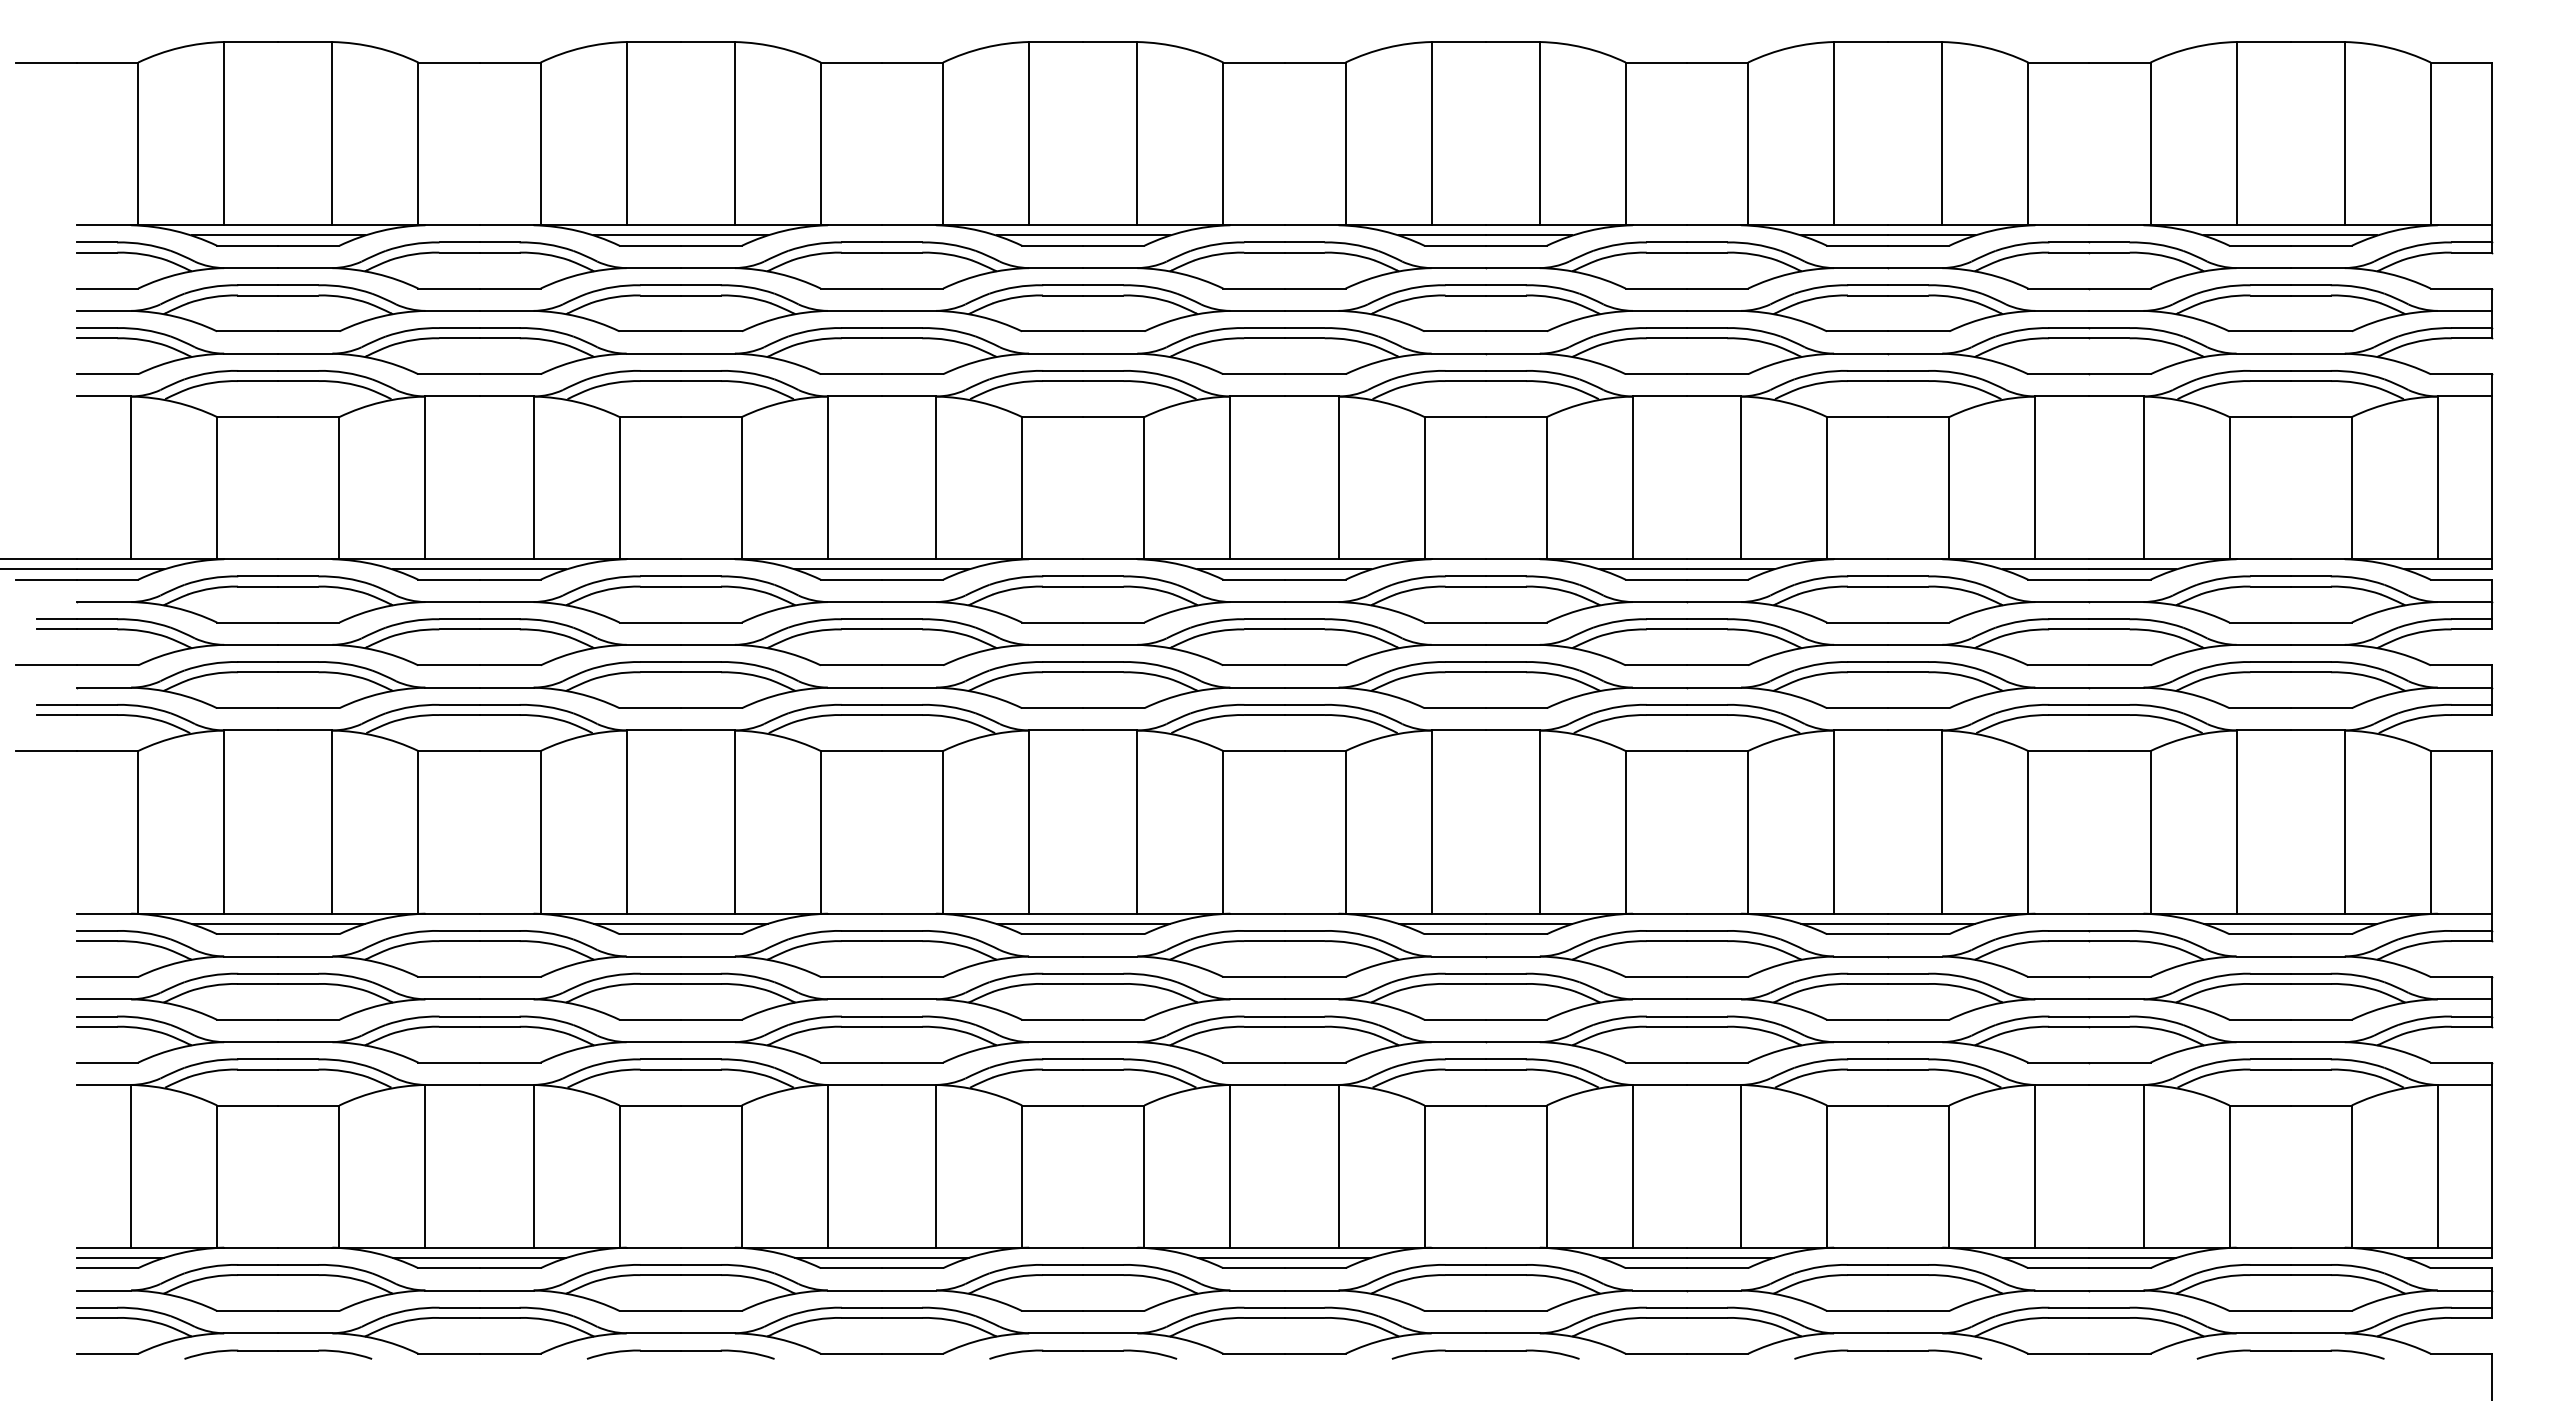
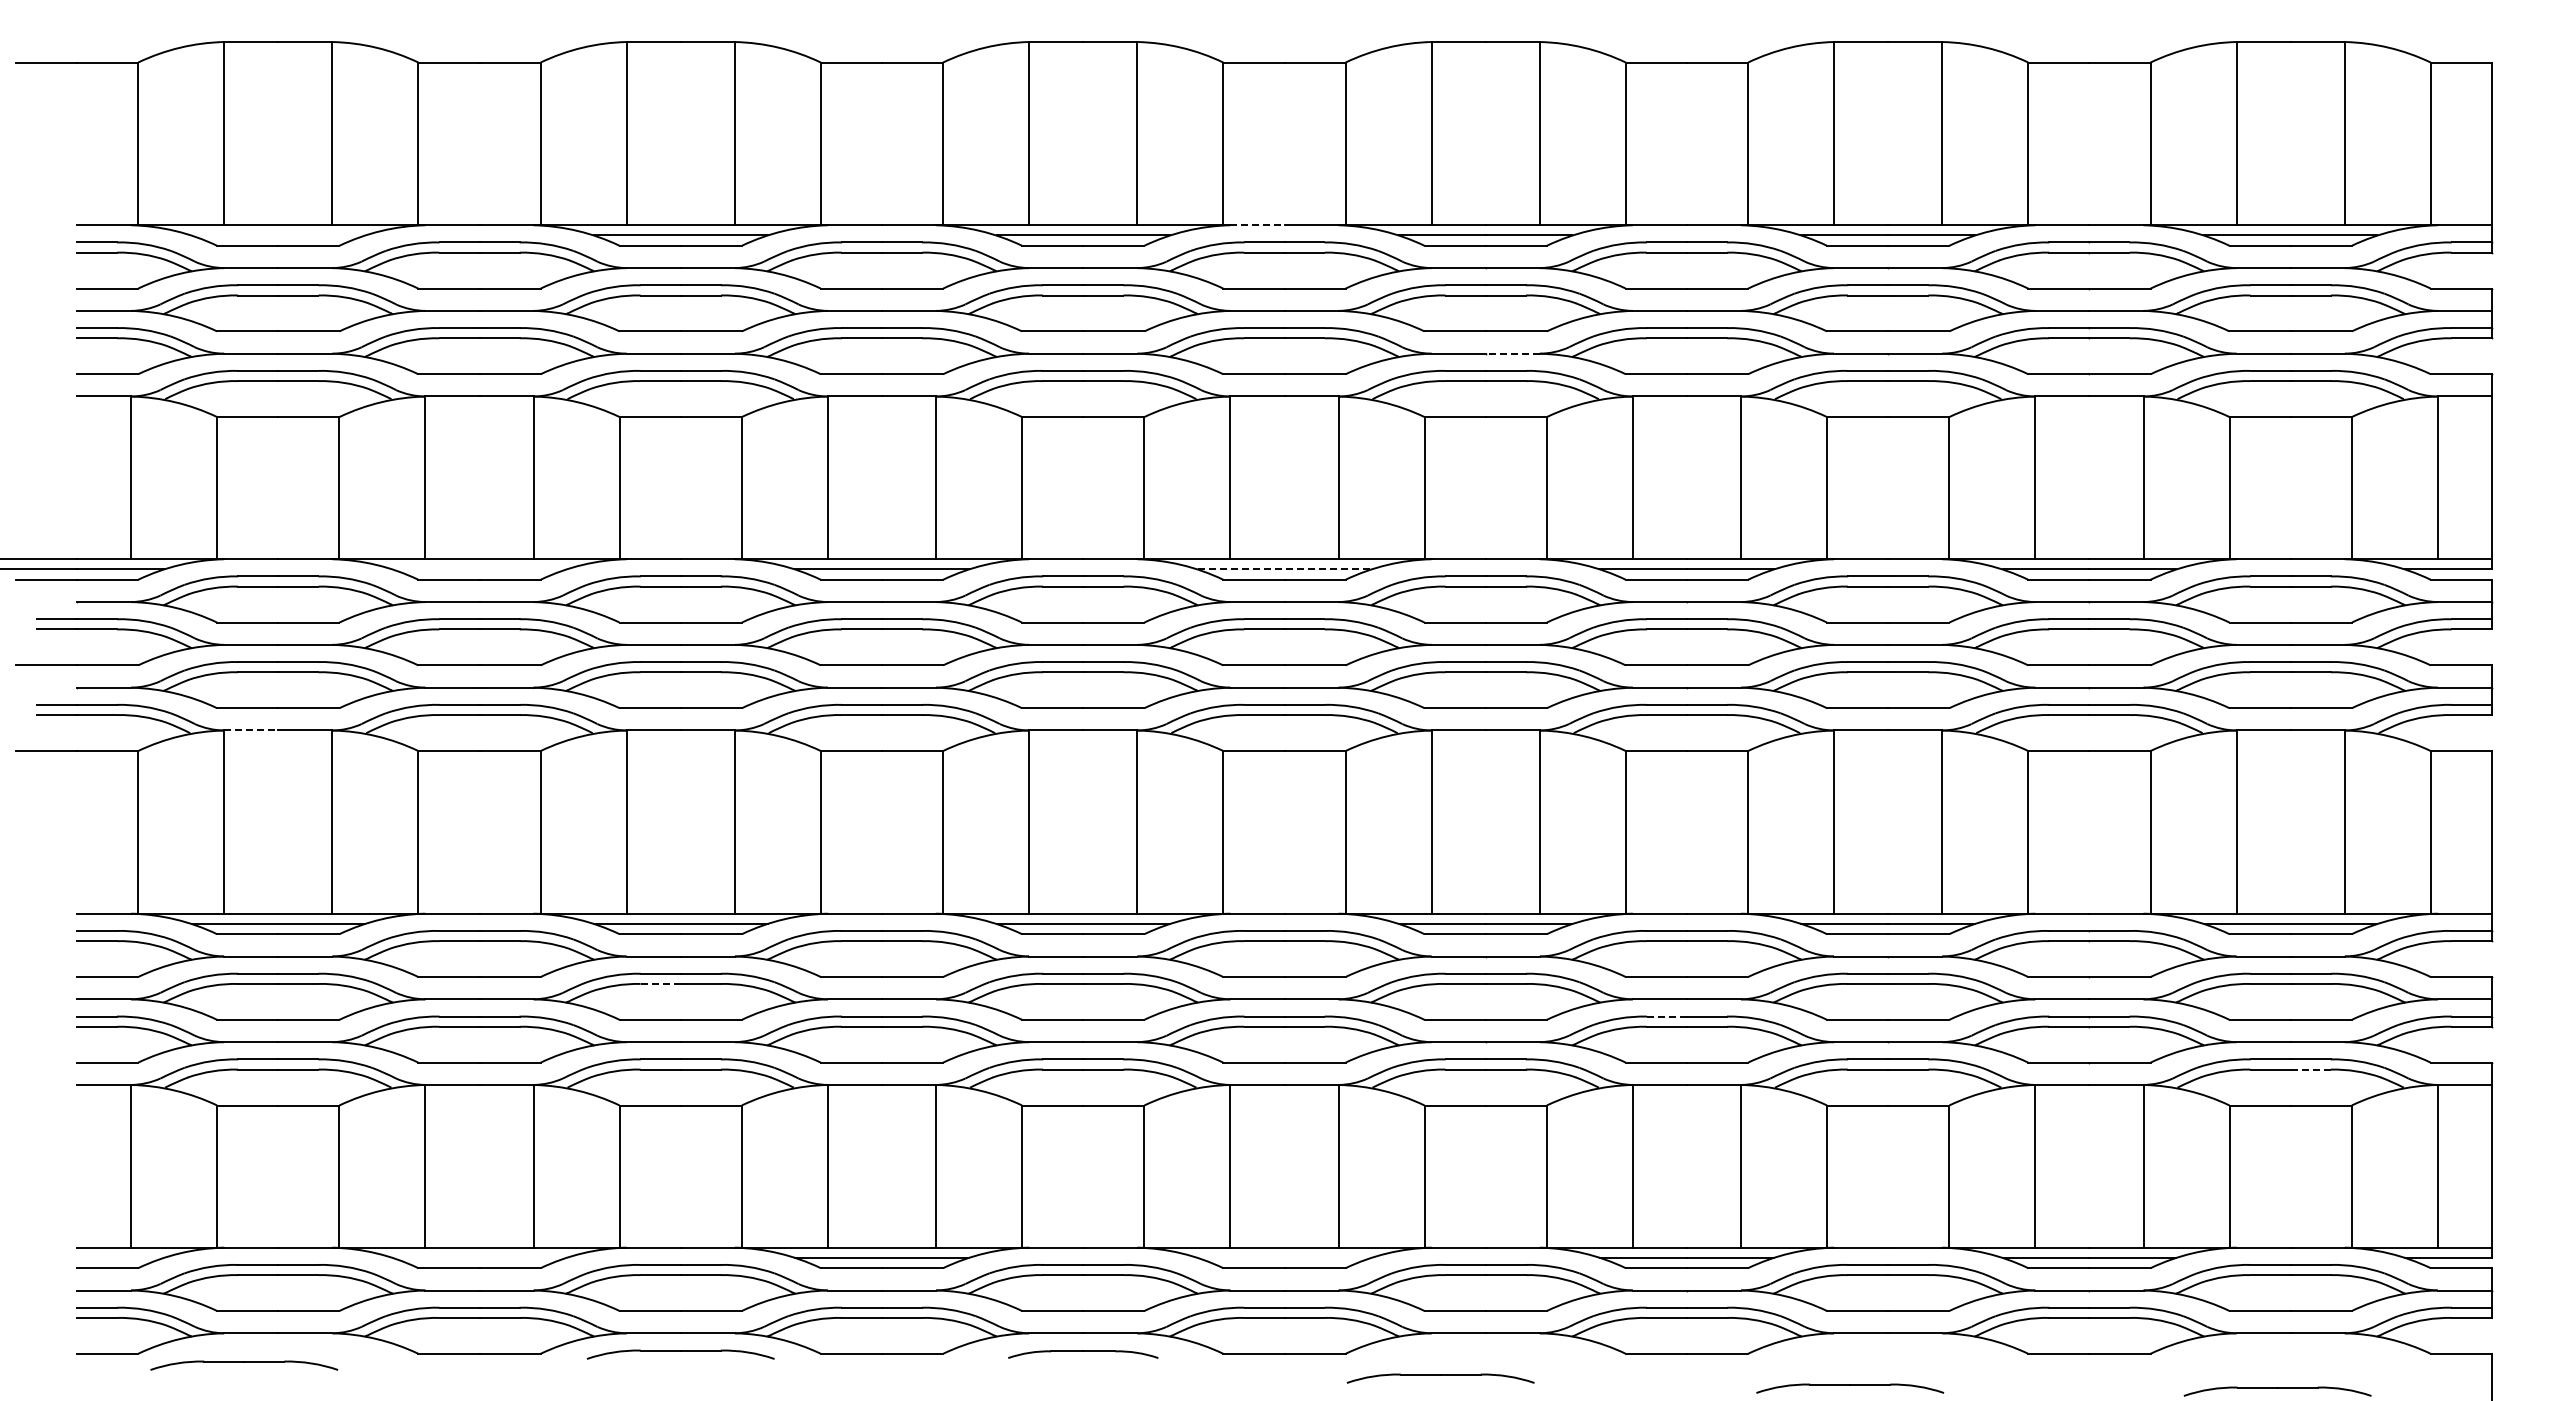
line: solid -> dashed (1257, 225)
line: present -> none (278, 235)
line: solid -> dashed (1512, 353)
line: present -> none (479, 569)
line: solid -> dashed (1284, 569)
line: solid -> dashed (251, 730)
line: solid -> dashed (660, 983)
line: solid -> dashed (1666, 1016)
line: solid -> dashed (2310, 1069)
line: present -> none (120, 1257)
line: present -> none (479, 1257)
line: present -> none (1284, 1257)
part position: (278, 1354) -> (244, 1365) (244, 1365)
part size: 189x11 px -> 151x9 px (1083, 1354)
part position: (1485, 1354) -> (1440, 1378) (1440, 1378)
part position: (1888, 1354) -> (1850, 1388) (1850, 1388)
part position: (2290, 1354) -> (2277, 1391) (2277, 1391)
